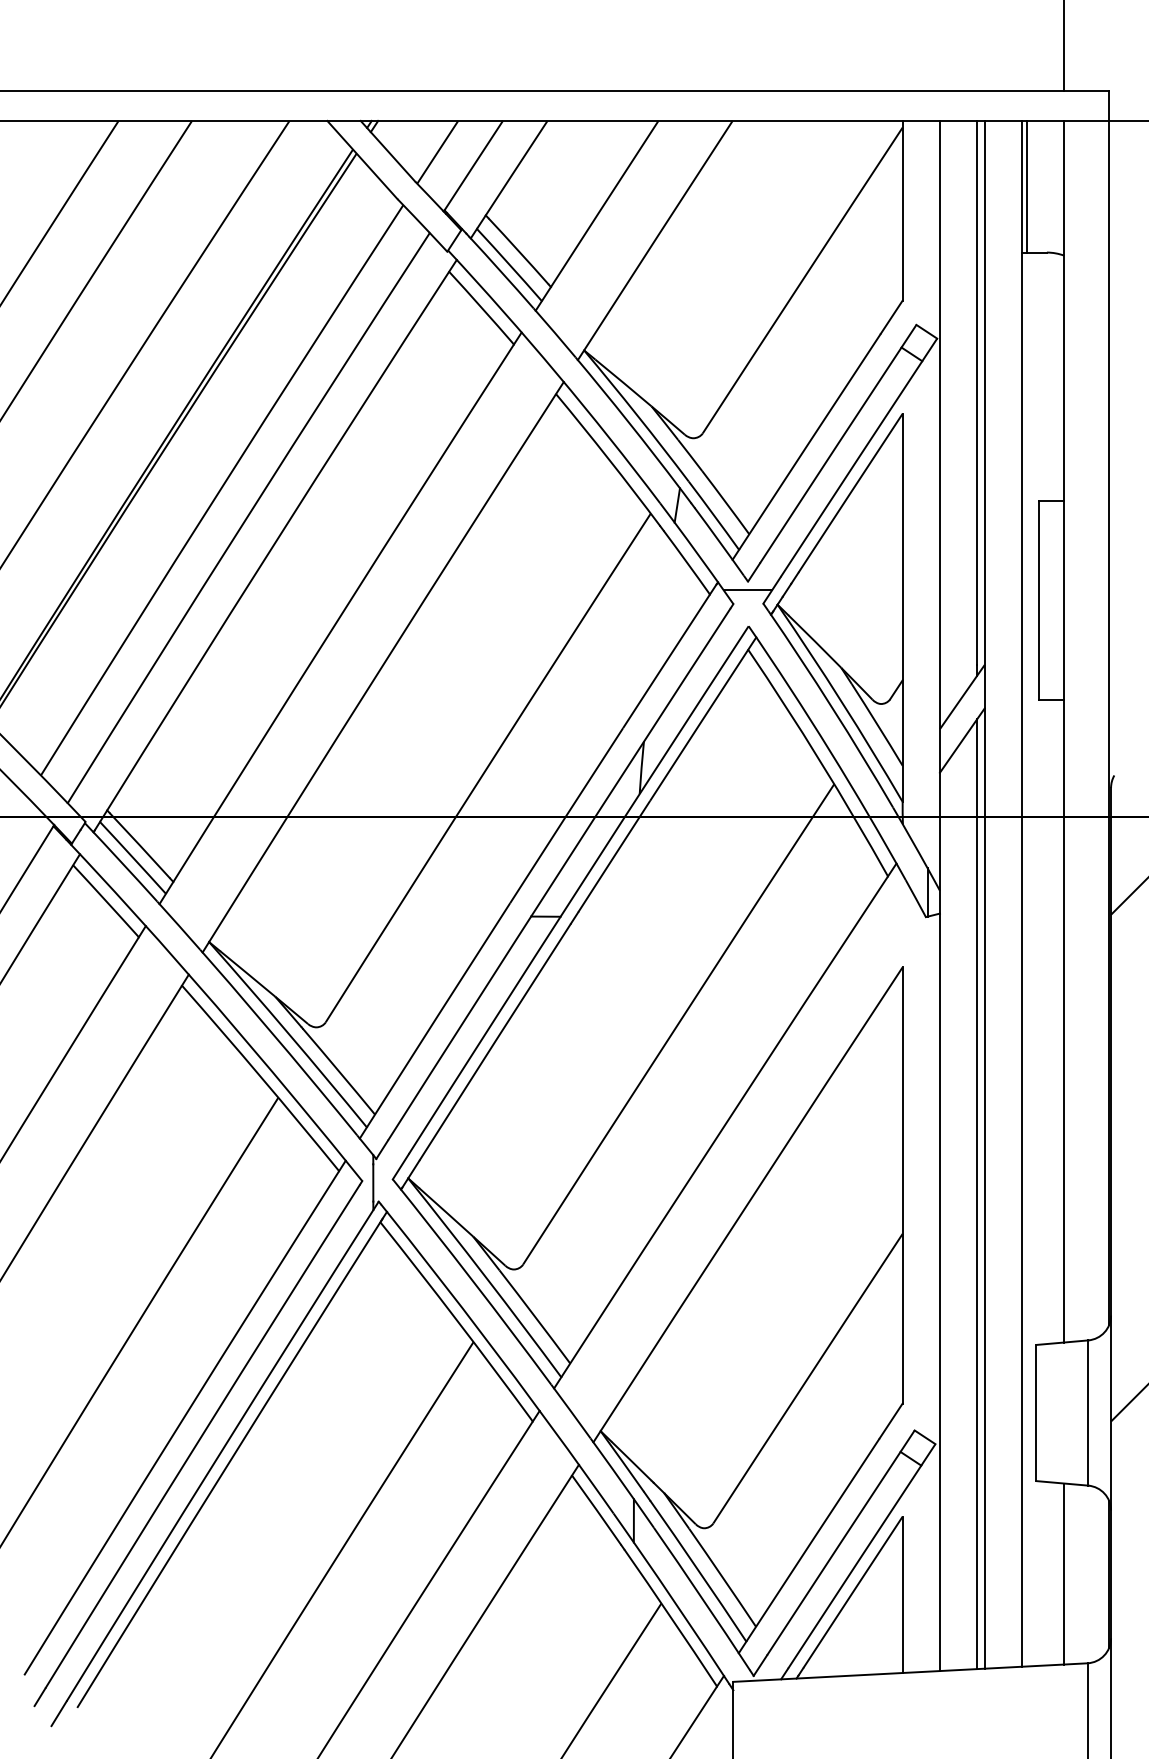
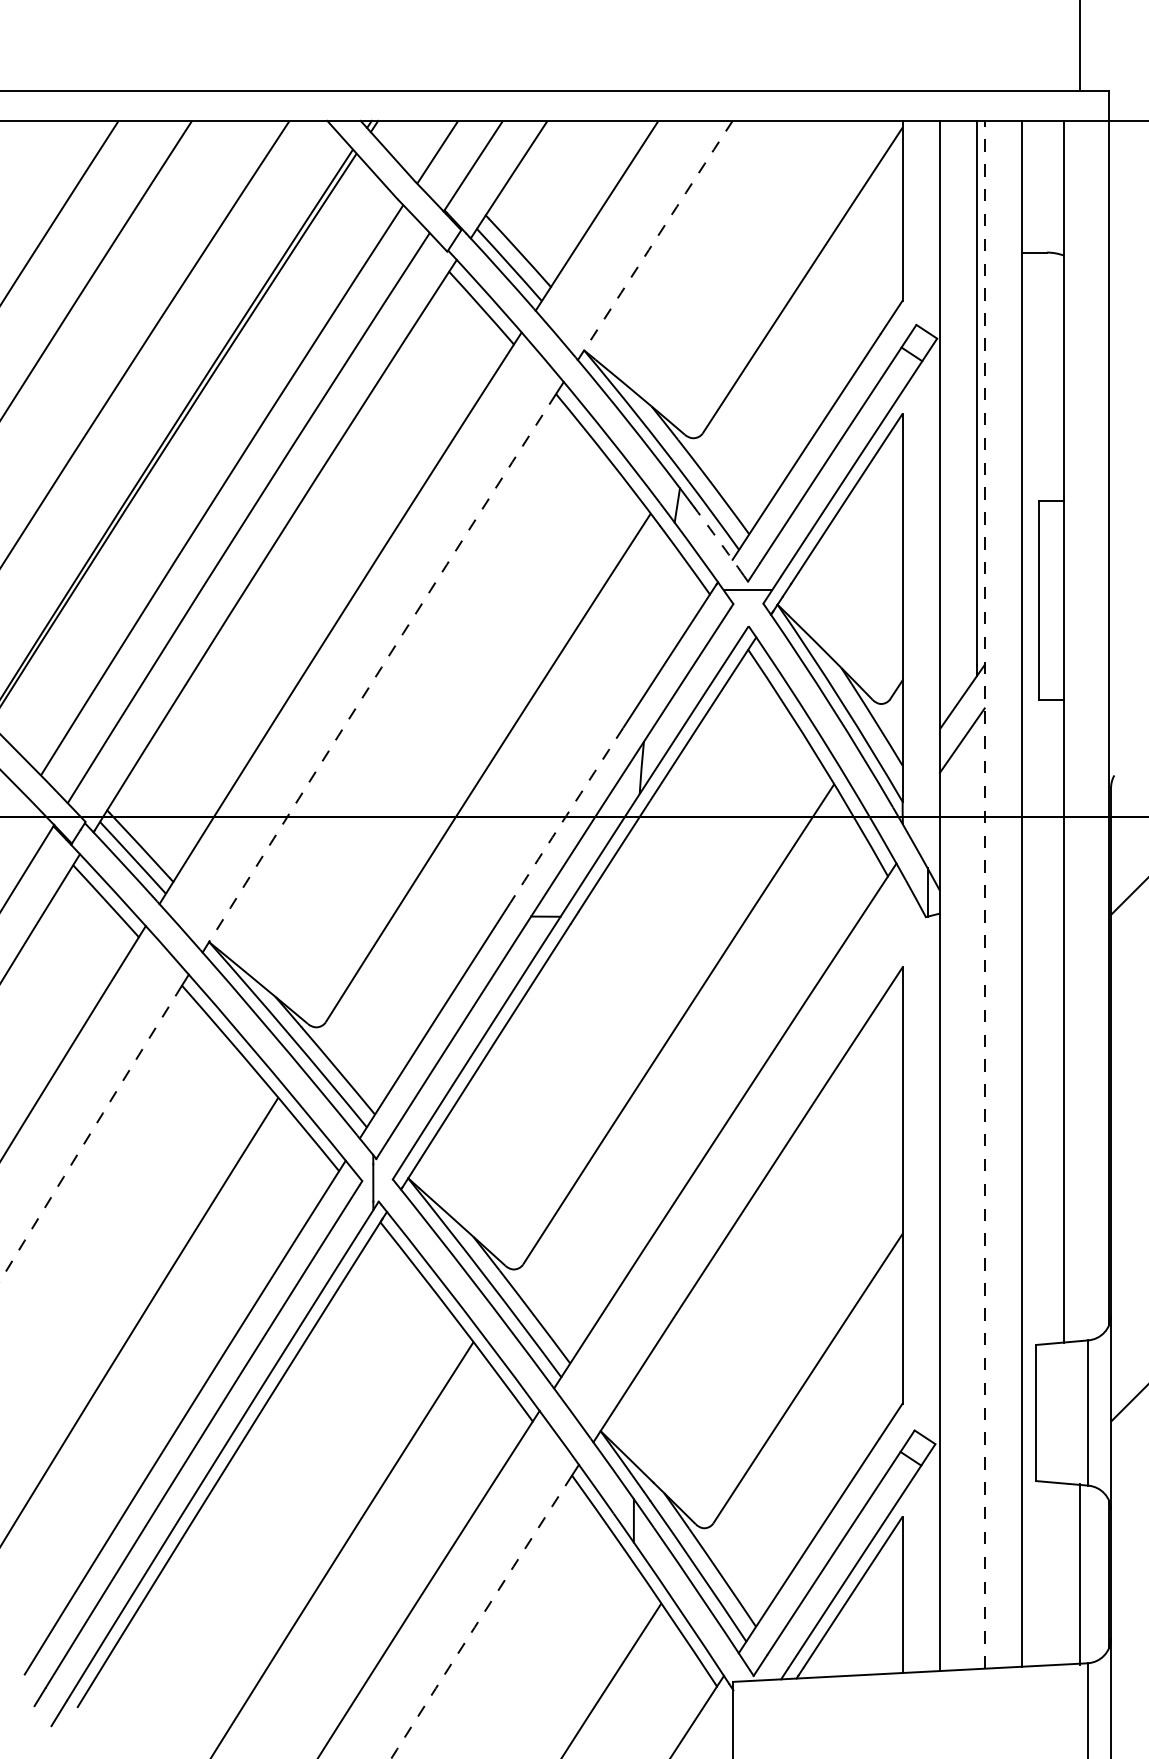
line position: (1064, 46) -> (1080, 46) (1080, 46)
line: present -> none (1027, 186)
arc: solid -> dashed (658, 235)
arc: solid -> dashed (719, 541)
arc: solid -> dashed (381, 667)
arc: solid -> dashed (566, 815)
line: solid -> dashed (984, 894)
arc: solid -> dashed (90, 1133)
line: present -> none (977, 1194)
line position: (1064, 1573) -> (1080, 1573) (1080, 1573)
arc: solid -> dashed (481, 1617)
